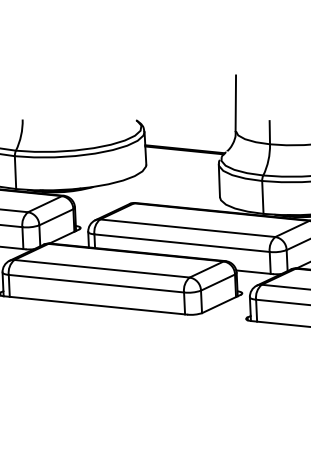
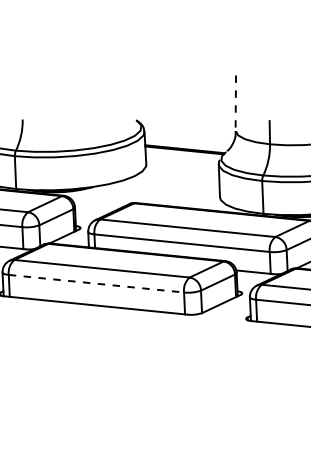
line: solid -> dashed (235, 103)
line: solid -> dashed (96, 283)
